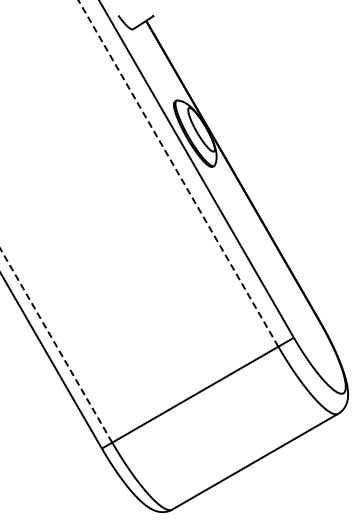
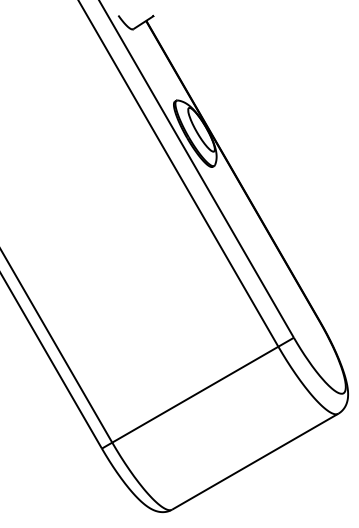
line: dashed -> solid (178, 173)
line: dashed -> solid (56, 345)
